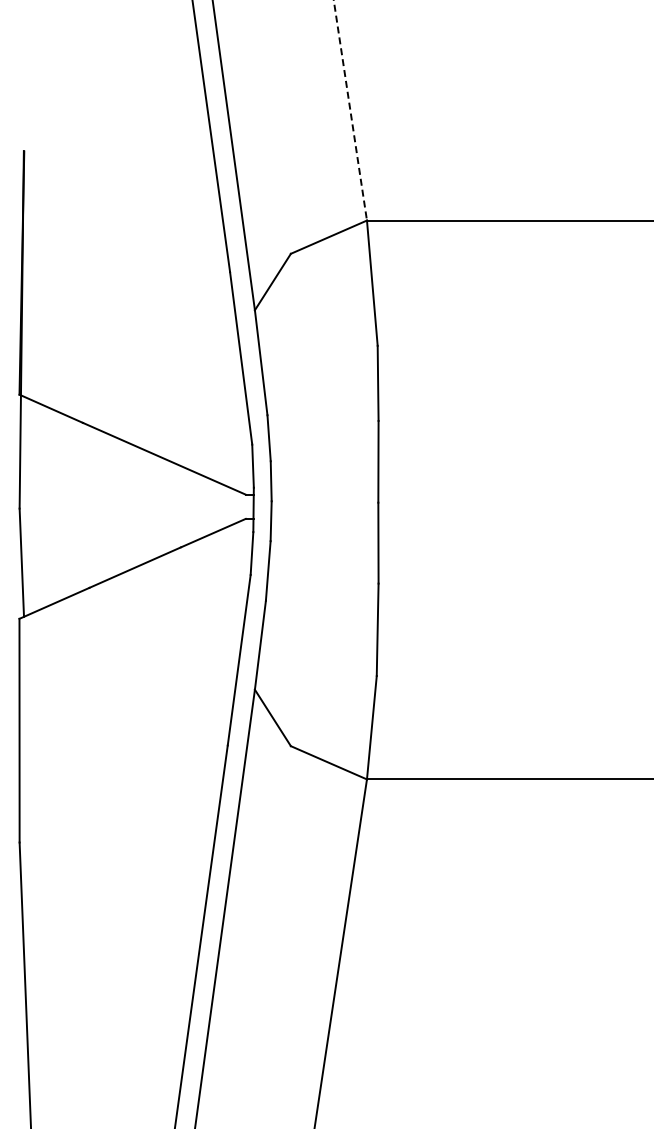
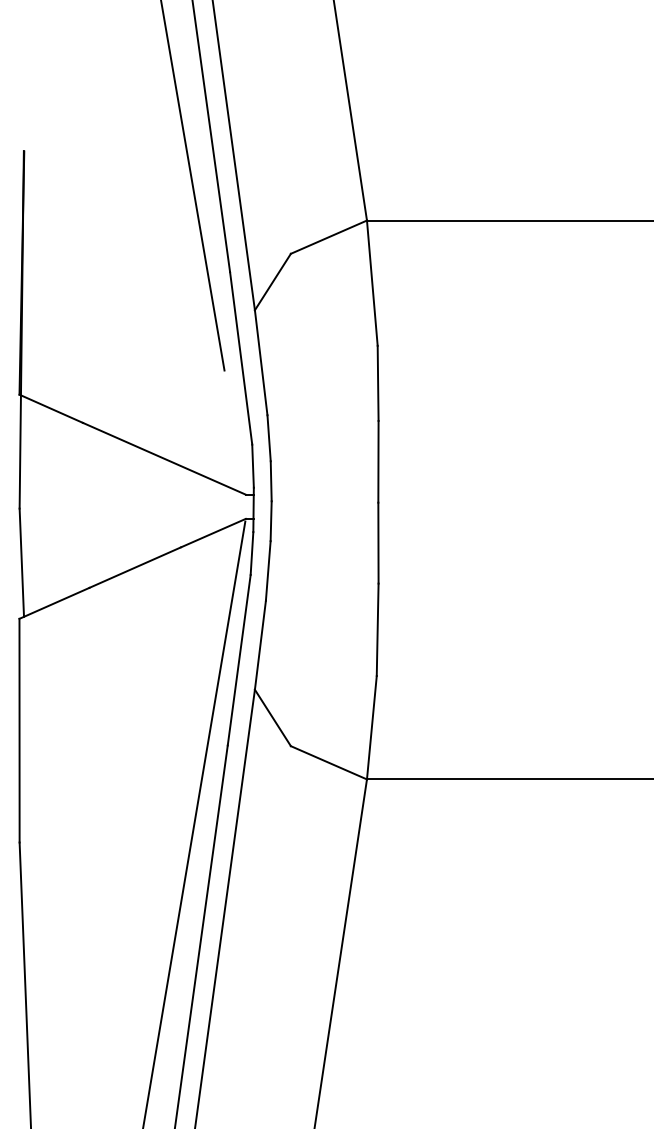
line: dashed -> solid (350, 110)
line: none -> present (192, 186)
line: none -> present (194, 823)
